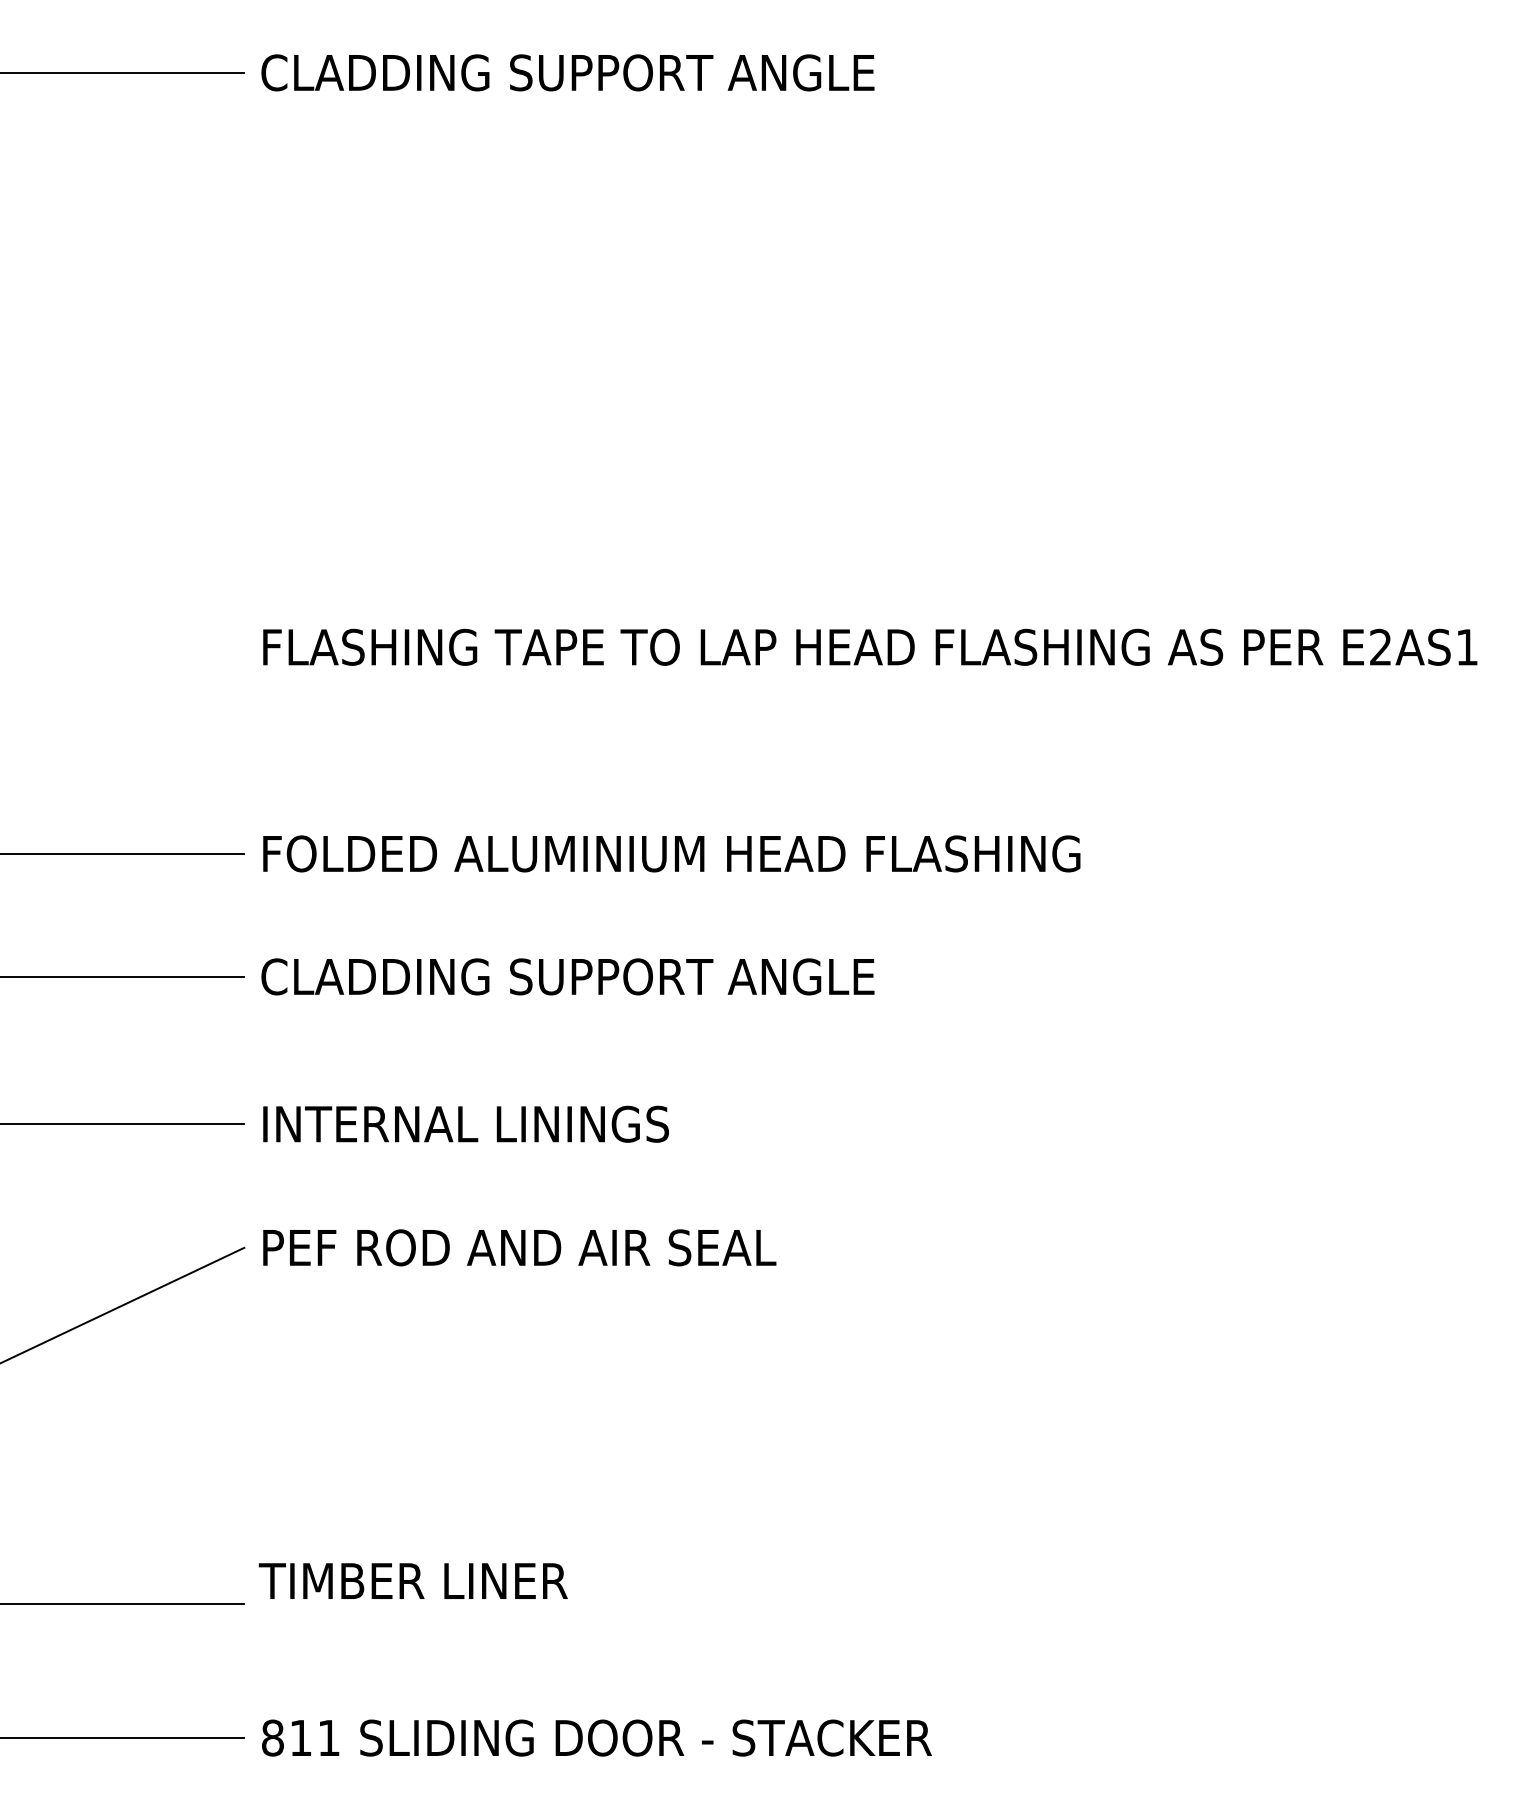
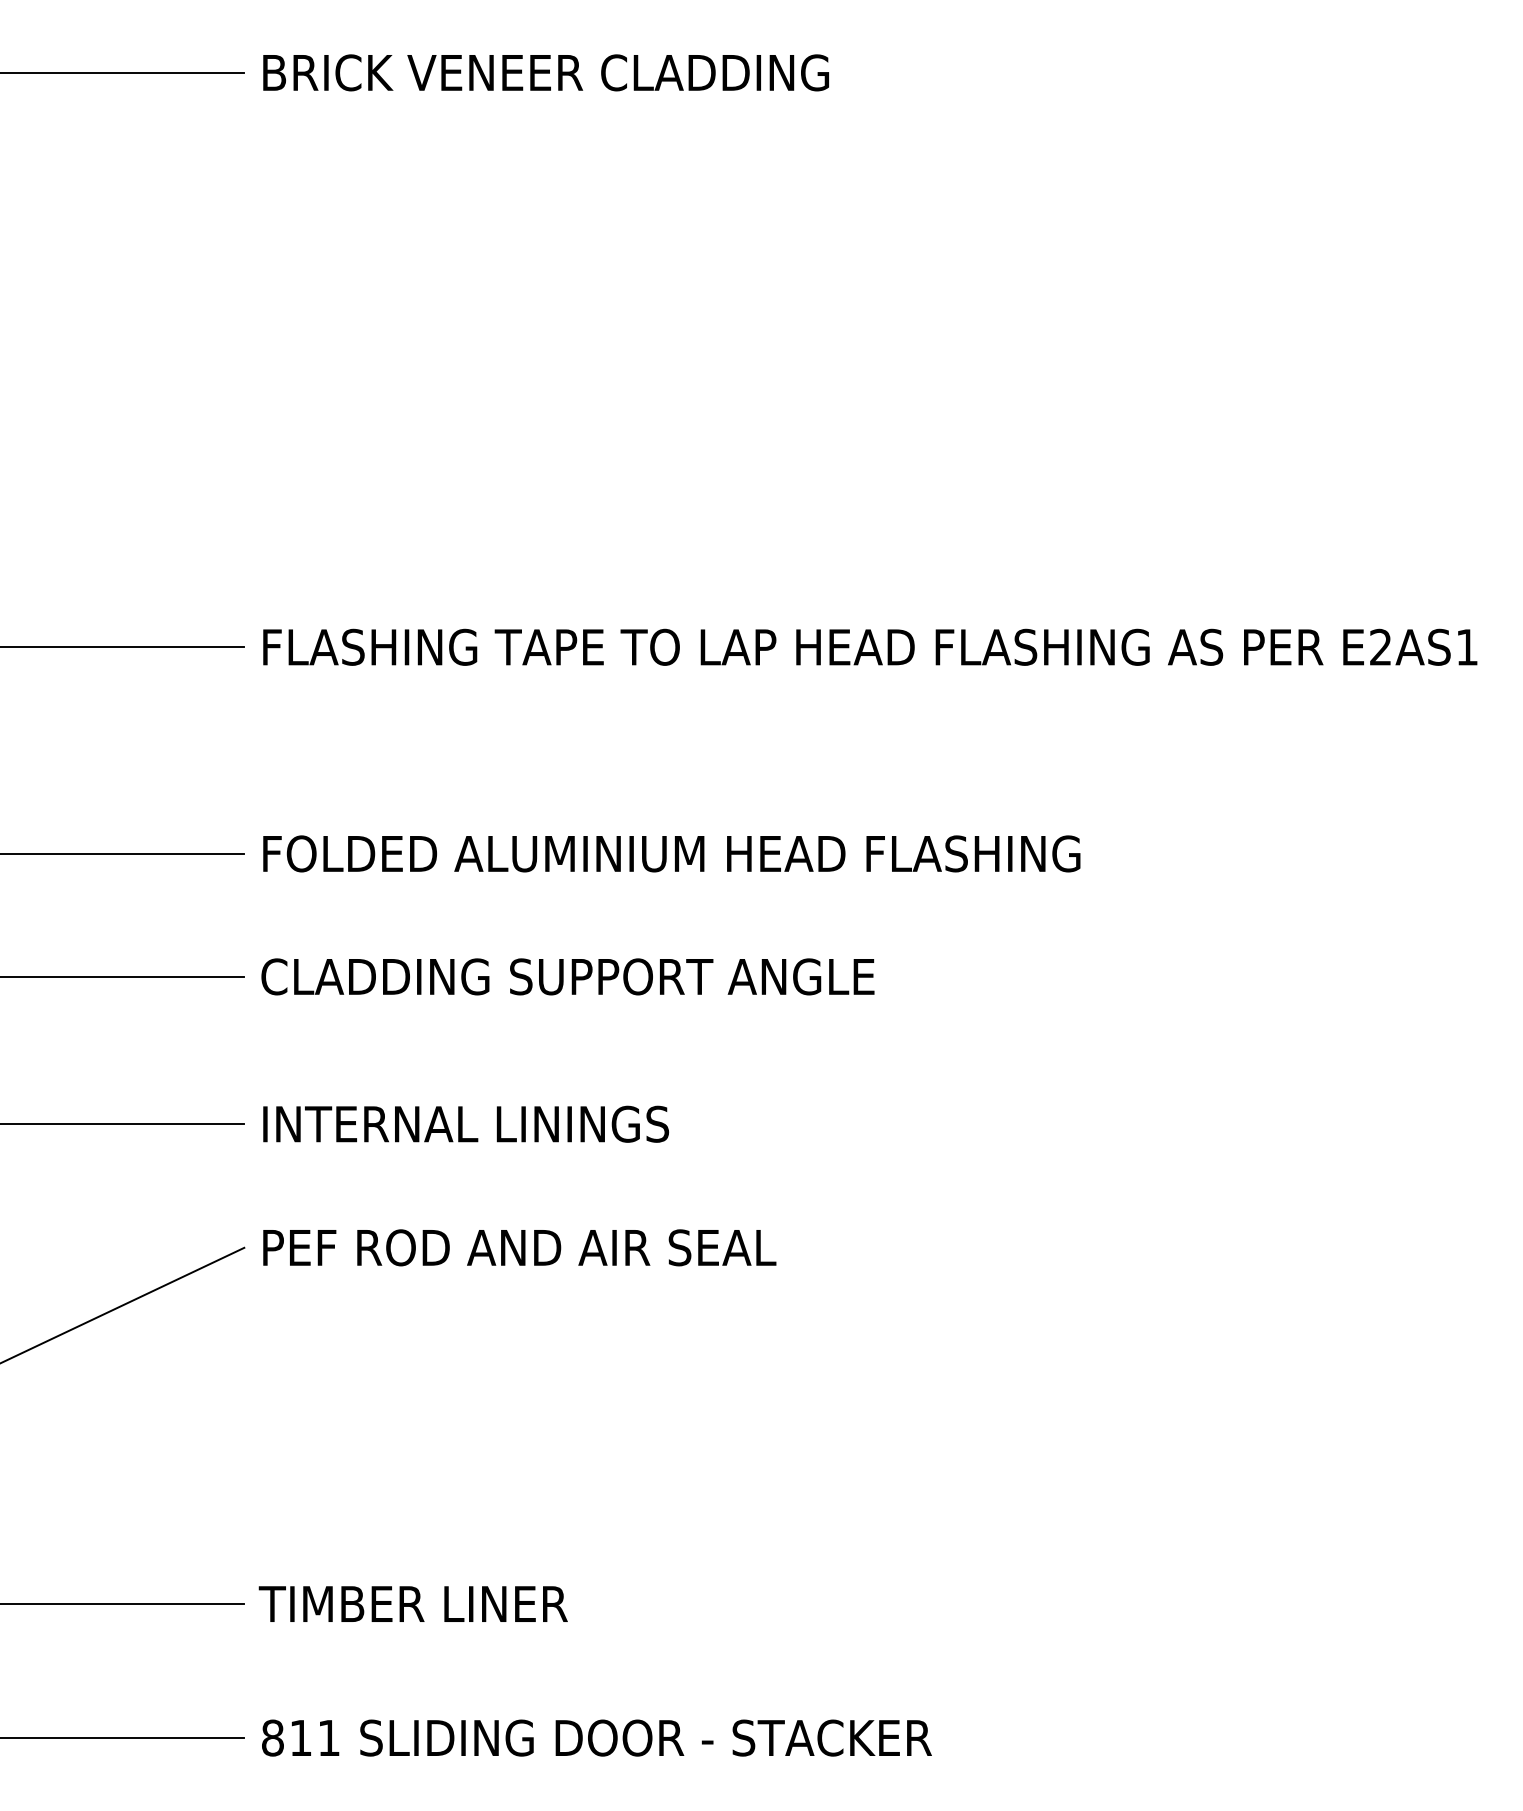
text: CLADDING SUPPORT ANGLE -> BRICK VENEER CLADDING (567, 72)
line: none -> present (123, 647)
text position: (412, 1580) -> (412, 1603) (412, 1603)
